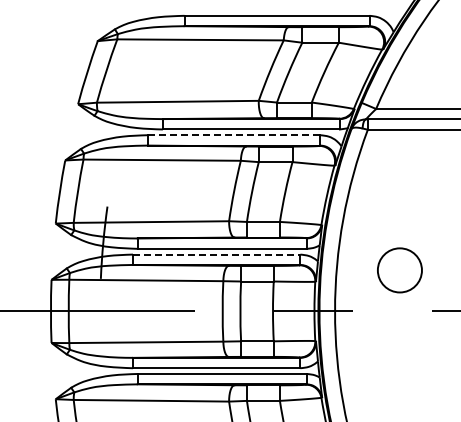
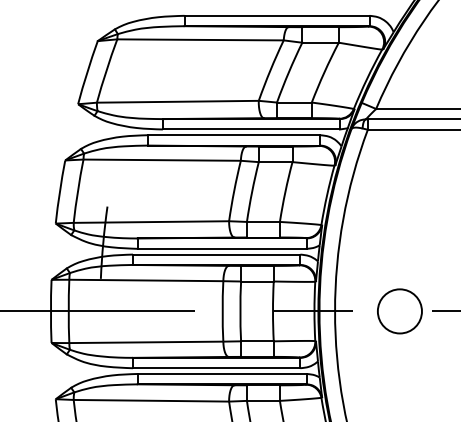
line: dashed -> solid (234, 135)
line: dashed -> solid (216, 254)
circle position: (399, 270) -> (399, 311) (399, 311)
